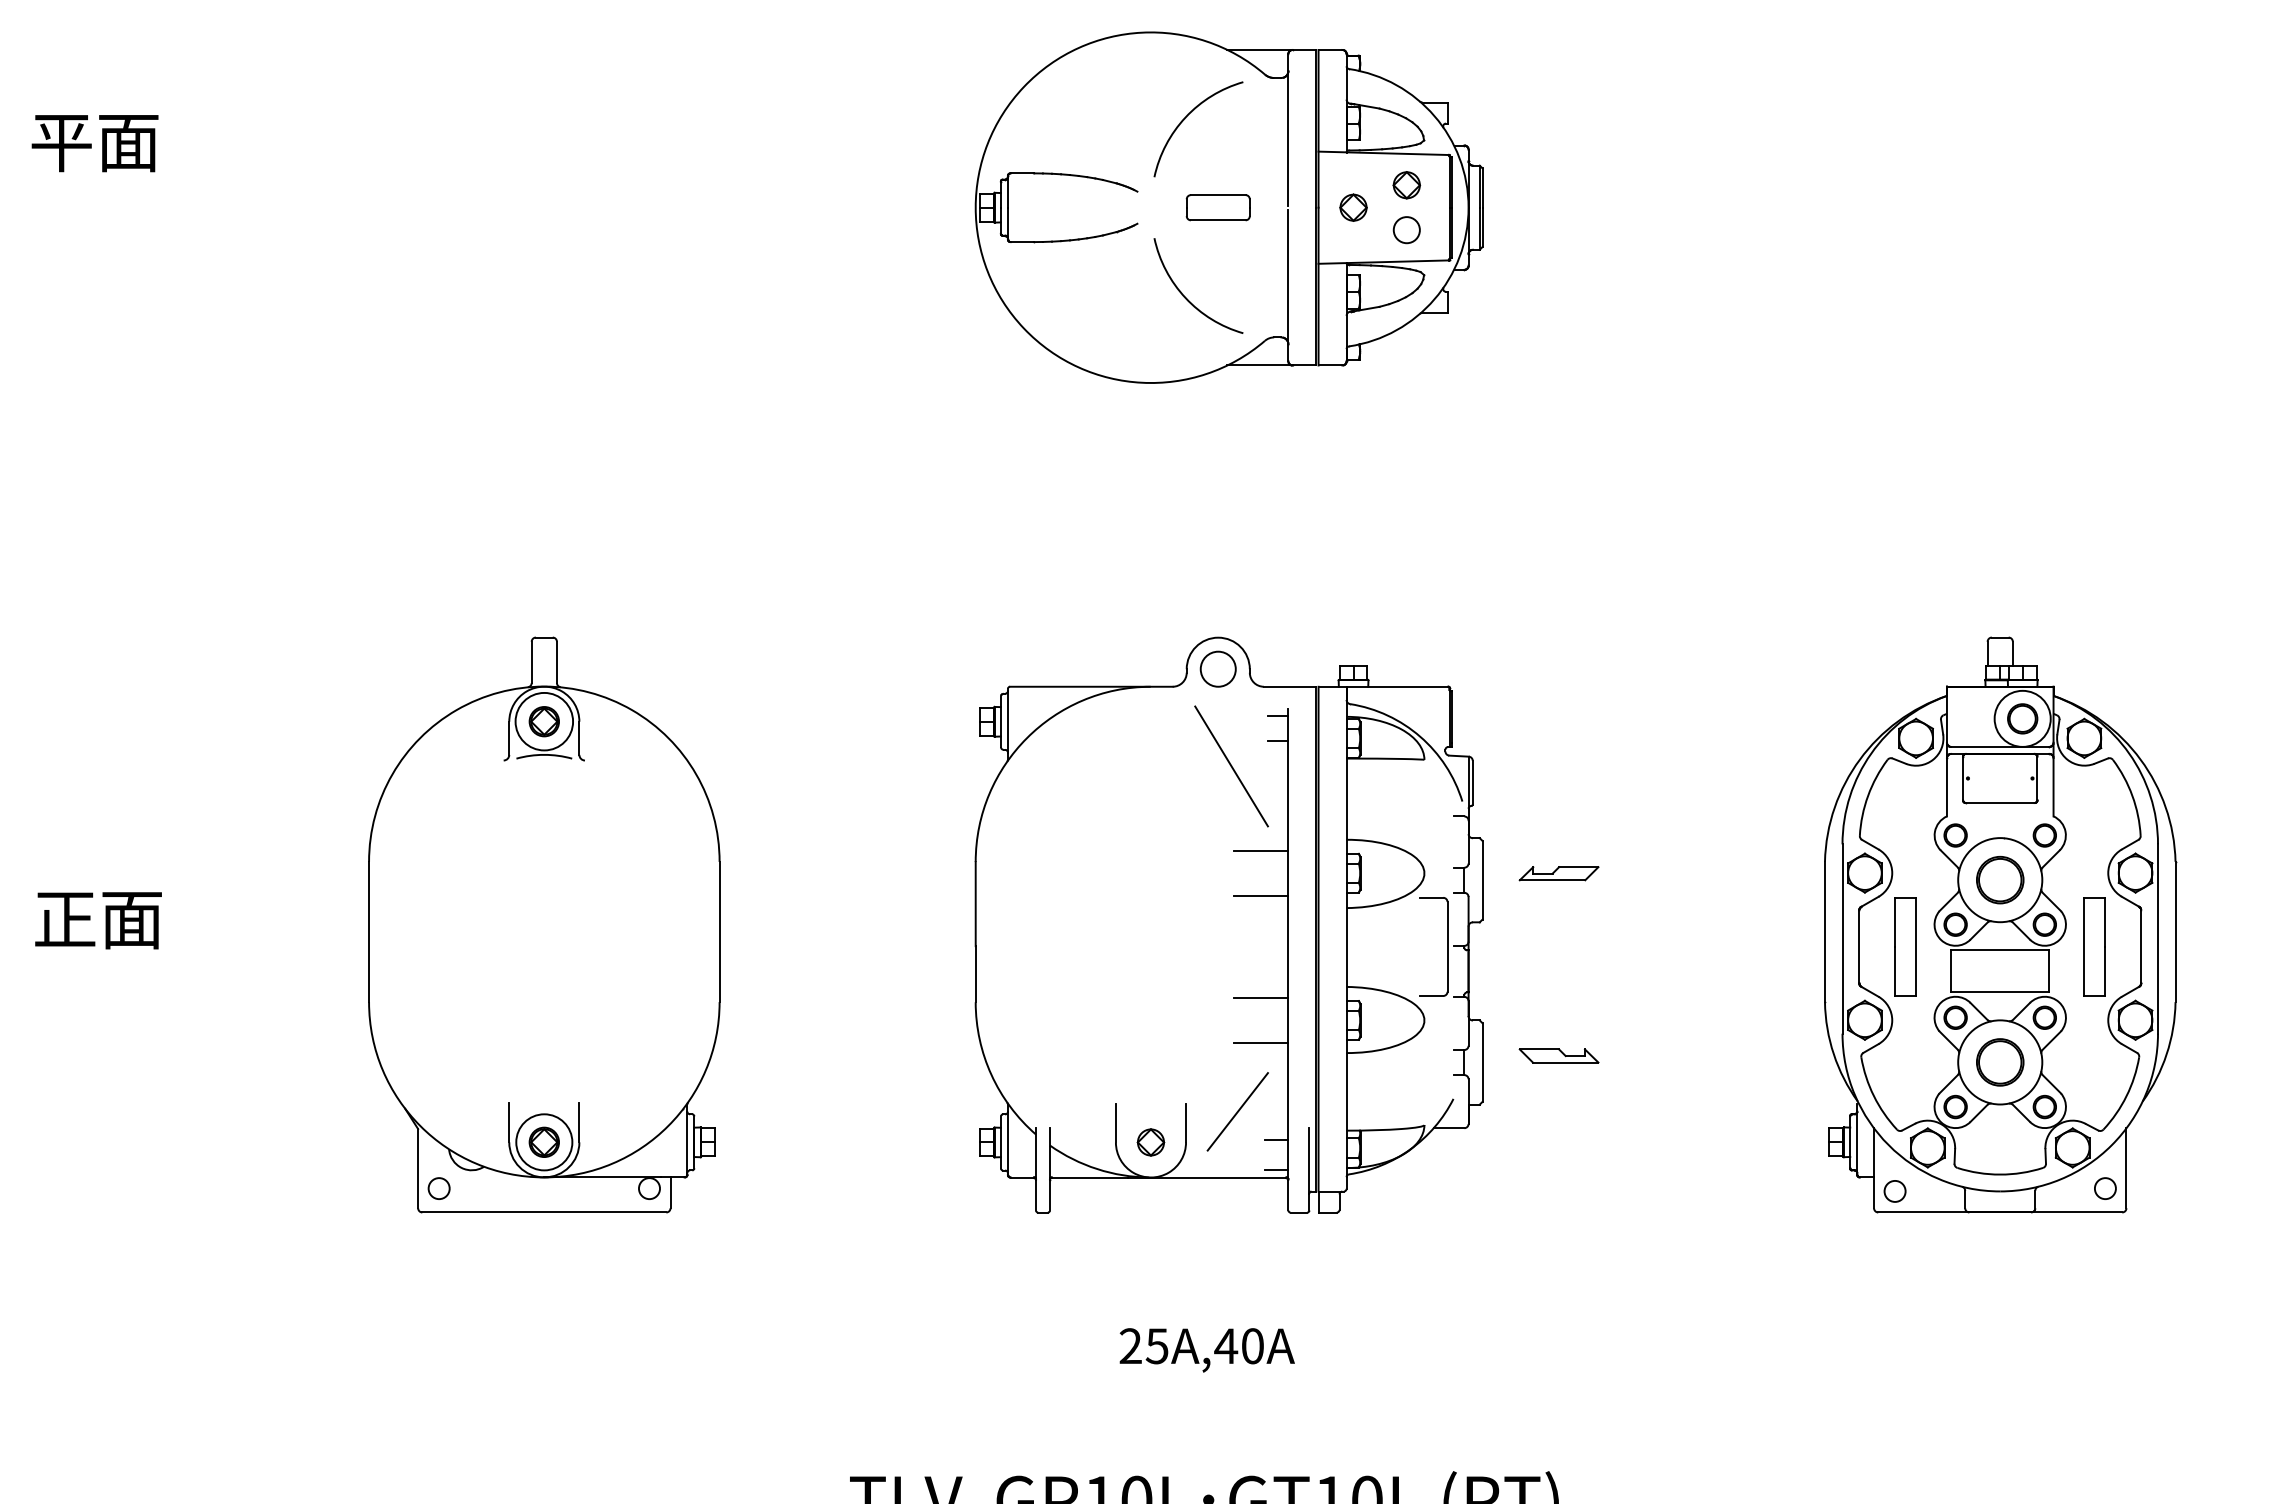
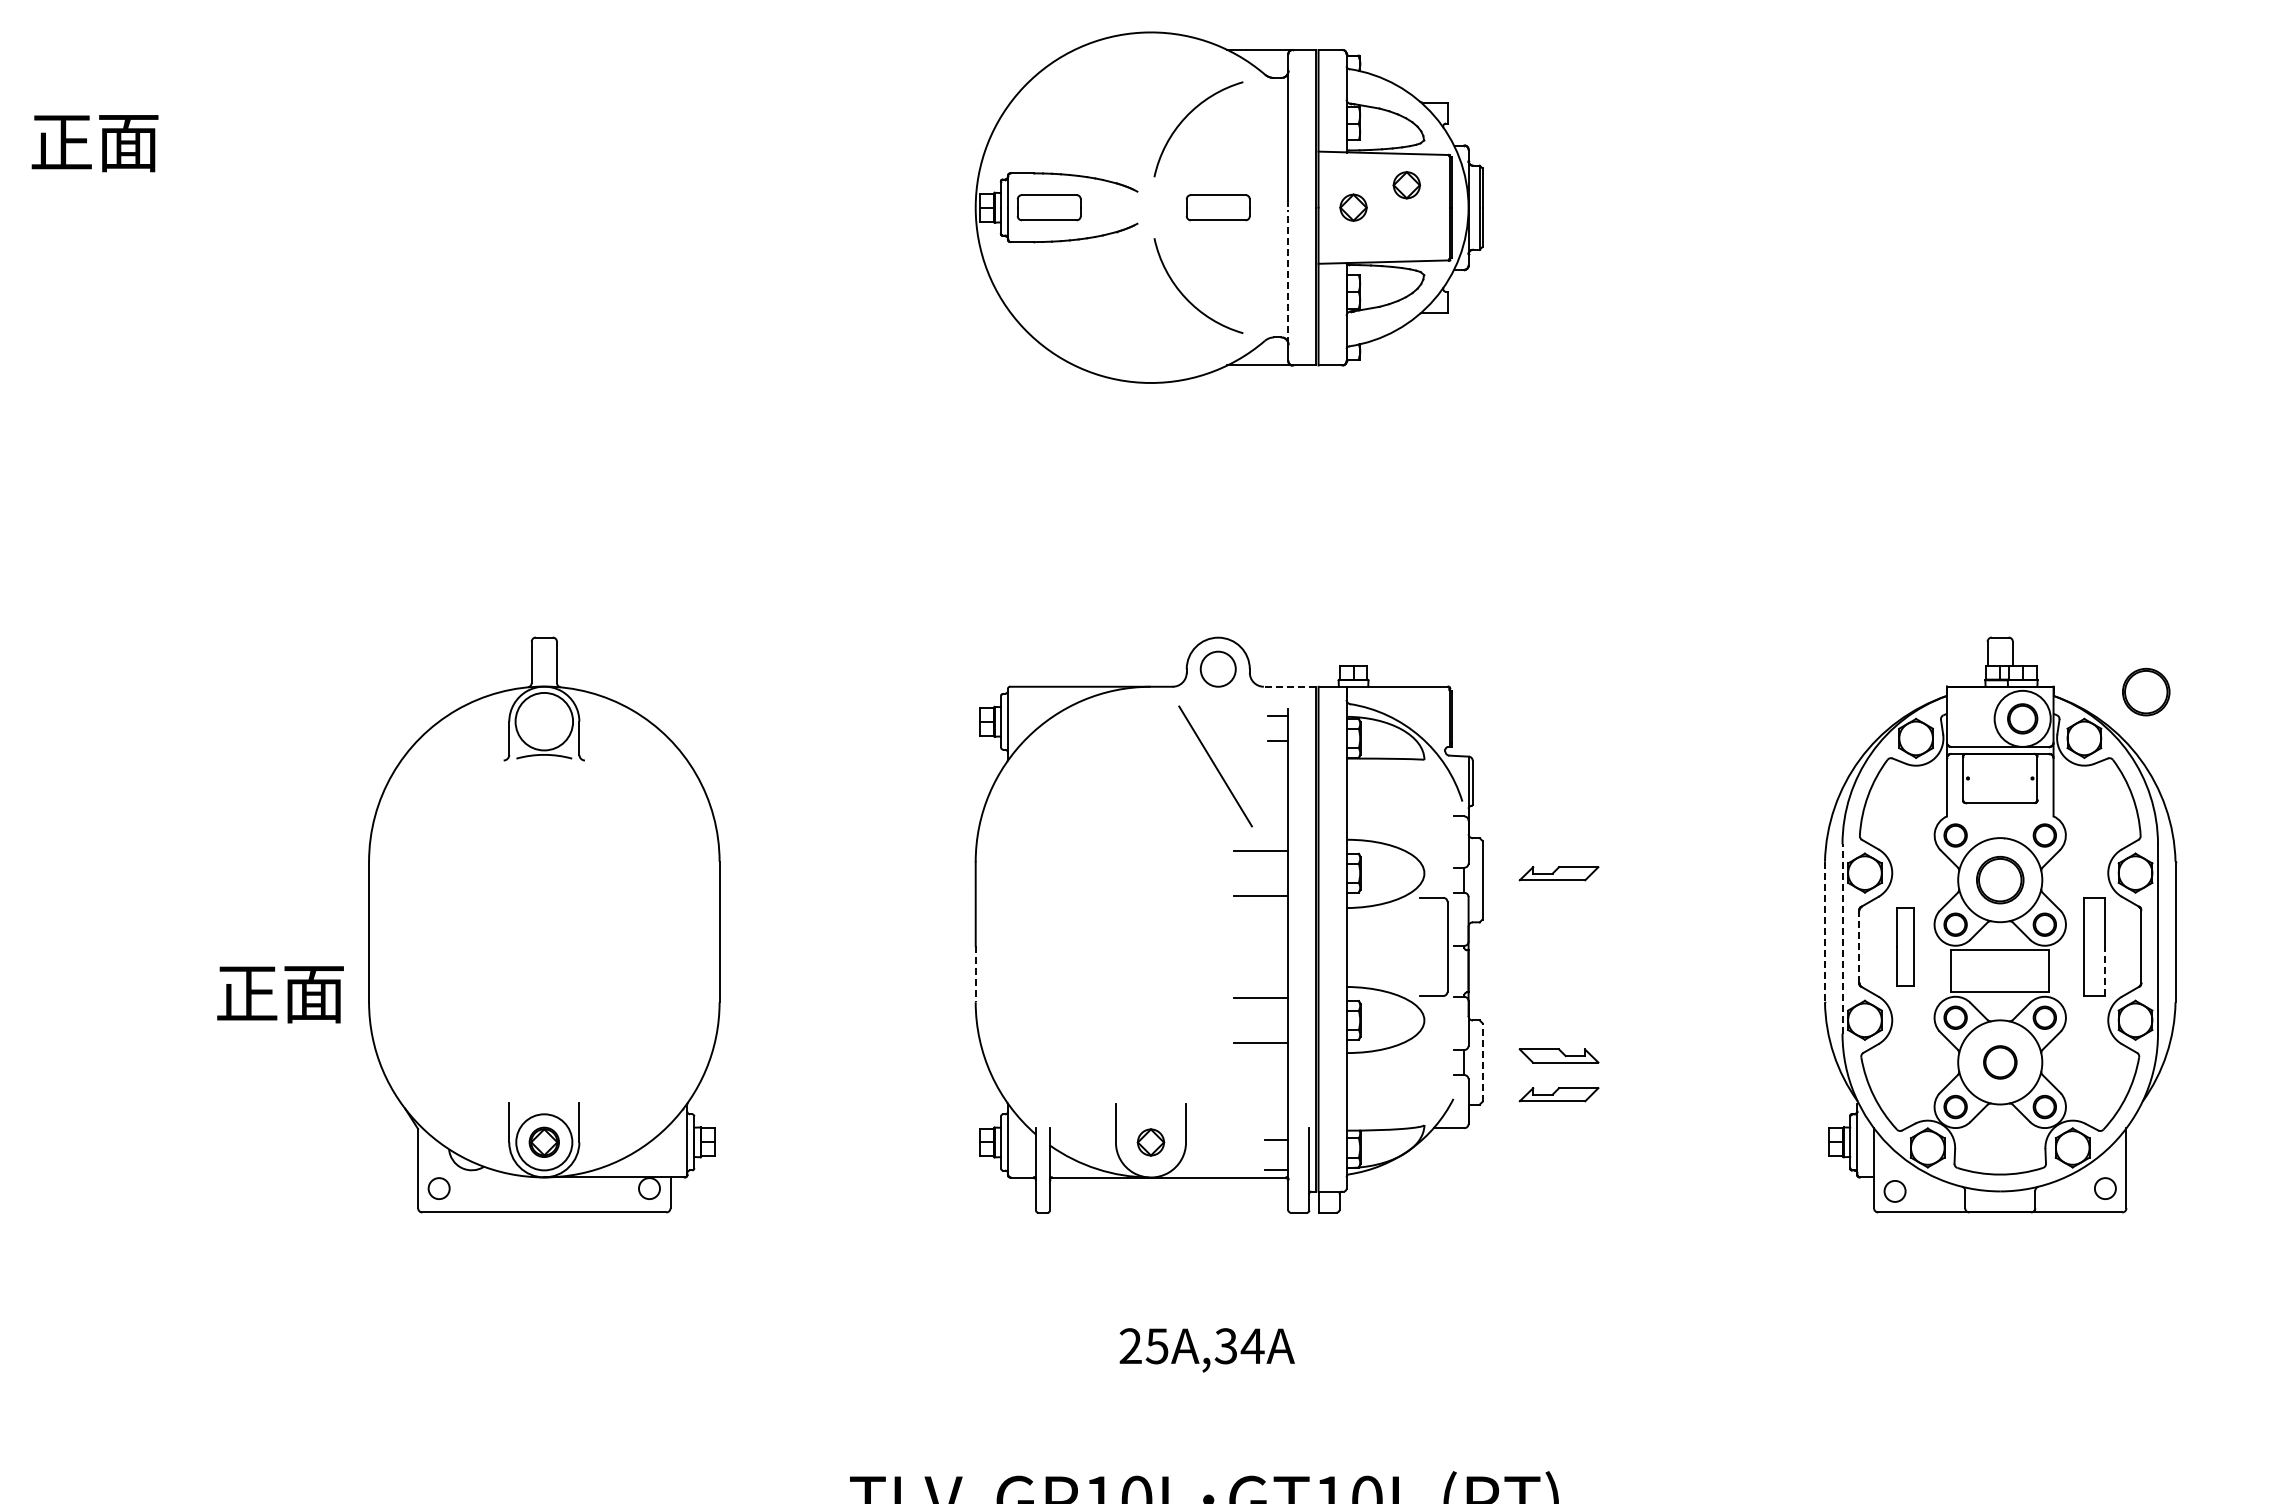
text: 平面 -> 正面 (61, 143)
part: none -> present (1048, 207)
circle: present -> none (1406, 230)
line: solid -> dashed (1288, 276)
line: solid -> dashed (1289, 686)
part: none -> present (2146, 692)
part: present -> none (543, 721)
line position: (1231, 766) -> (1215, 766) (1215, 766)
text position: (98, 920) -> (280, 994) (280, 994)
line: solid -> dashed (1824, 932)
line: solid -> dashed (1842, 939)
part size: 23x100 px -> 19x80 px (1905, 946)
line: solid -> dashed (1859, 947)
line: solid -> dashed (2105, 971)
line: solid -> dashed (975, 974)
line: solid -> dashed (1482, 1062)
part size: 49x49 px -> 35x35 px (2000, 1062)
part: none -> present (1558, 1094)
line: present -> none (1237, 1111)
text: 25A,40A -> 25A,34A (1239, 1346)
